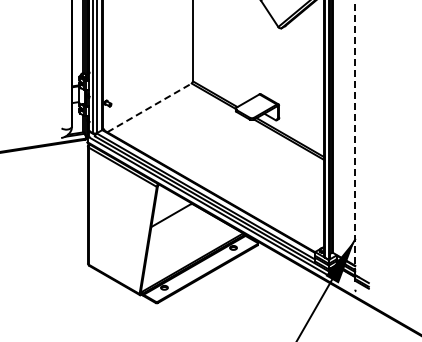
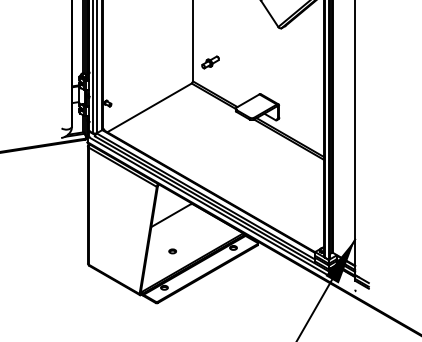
part: none -> present (210, 62)
line: dashed -> solid (149, 107)
line: dashed -> solid (355, 137)
part: none -> present (172, 251)
